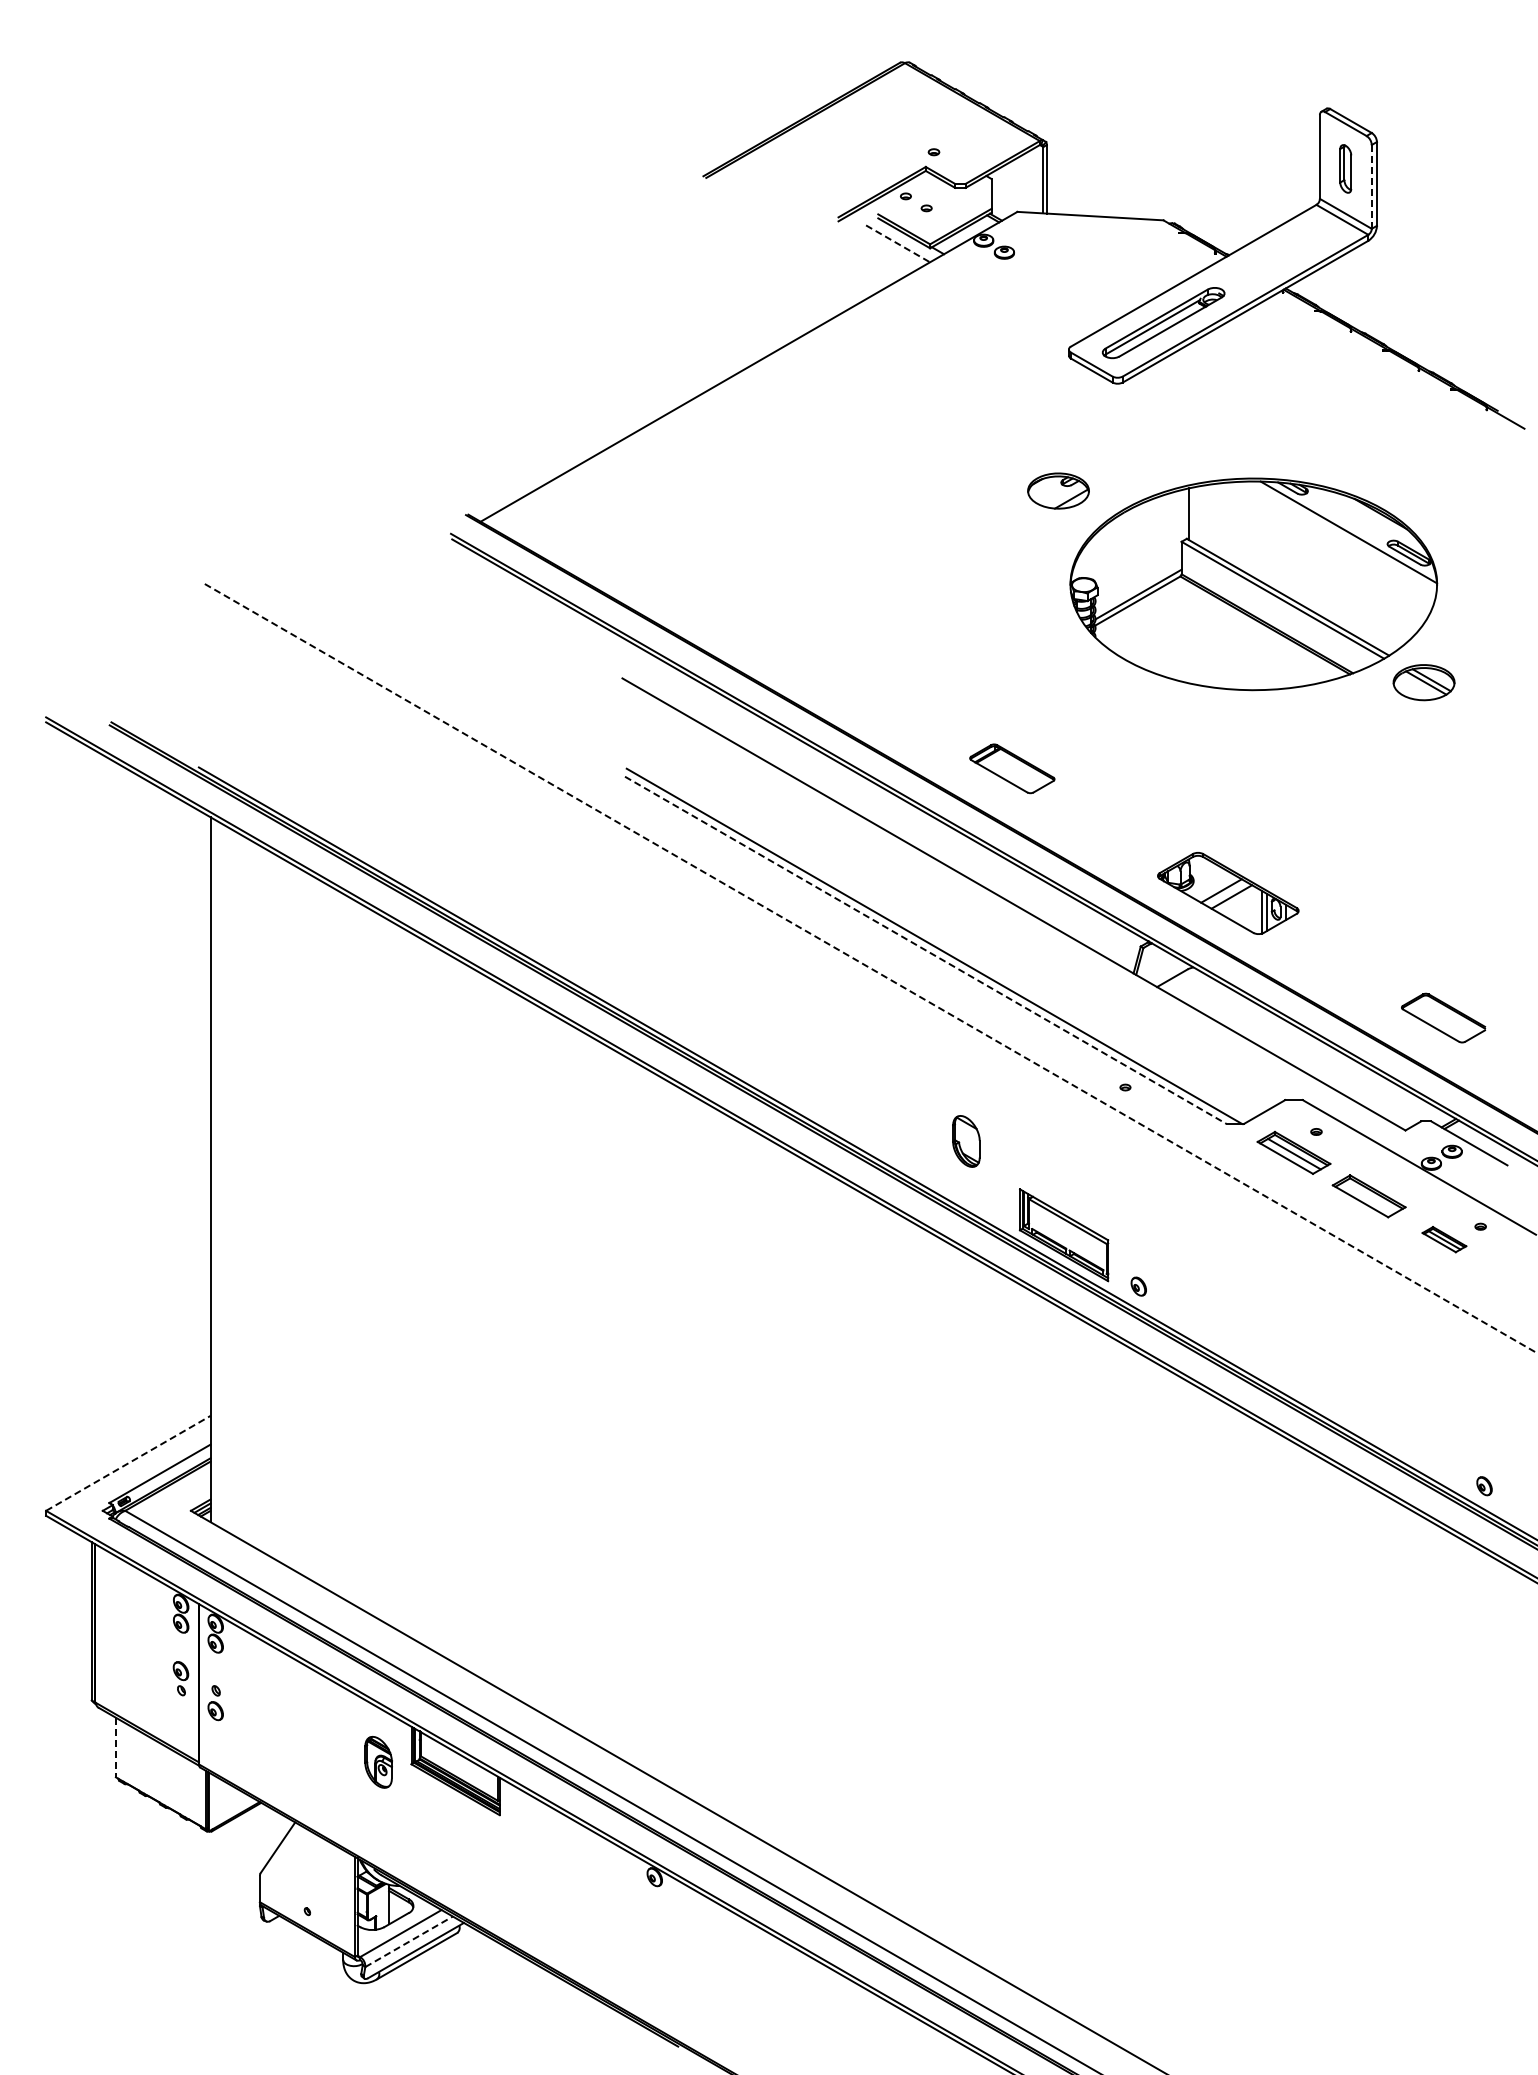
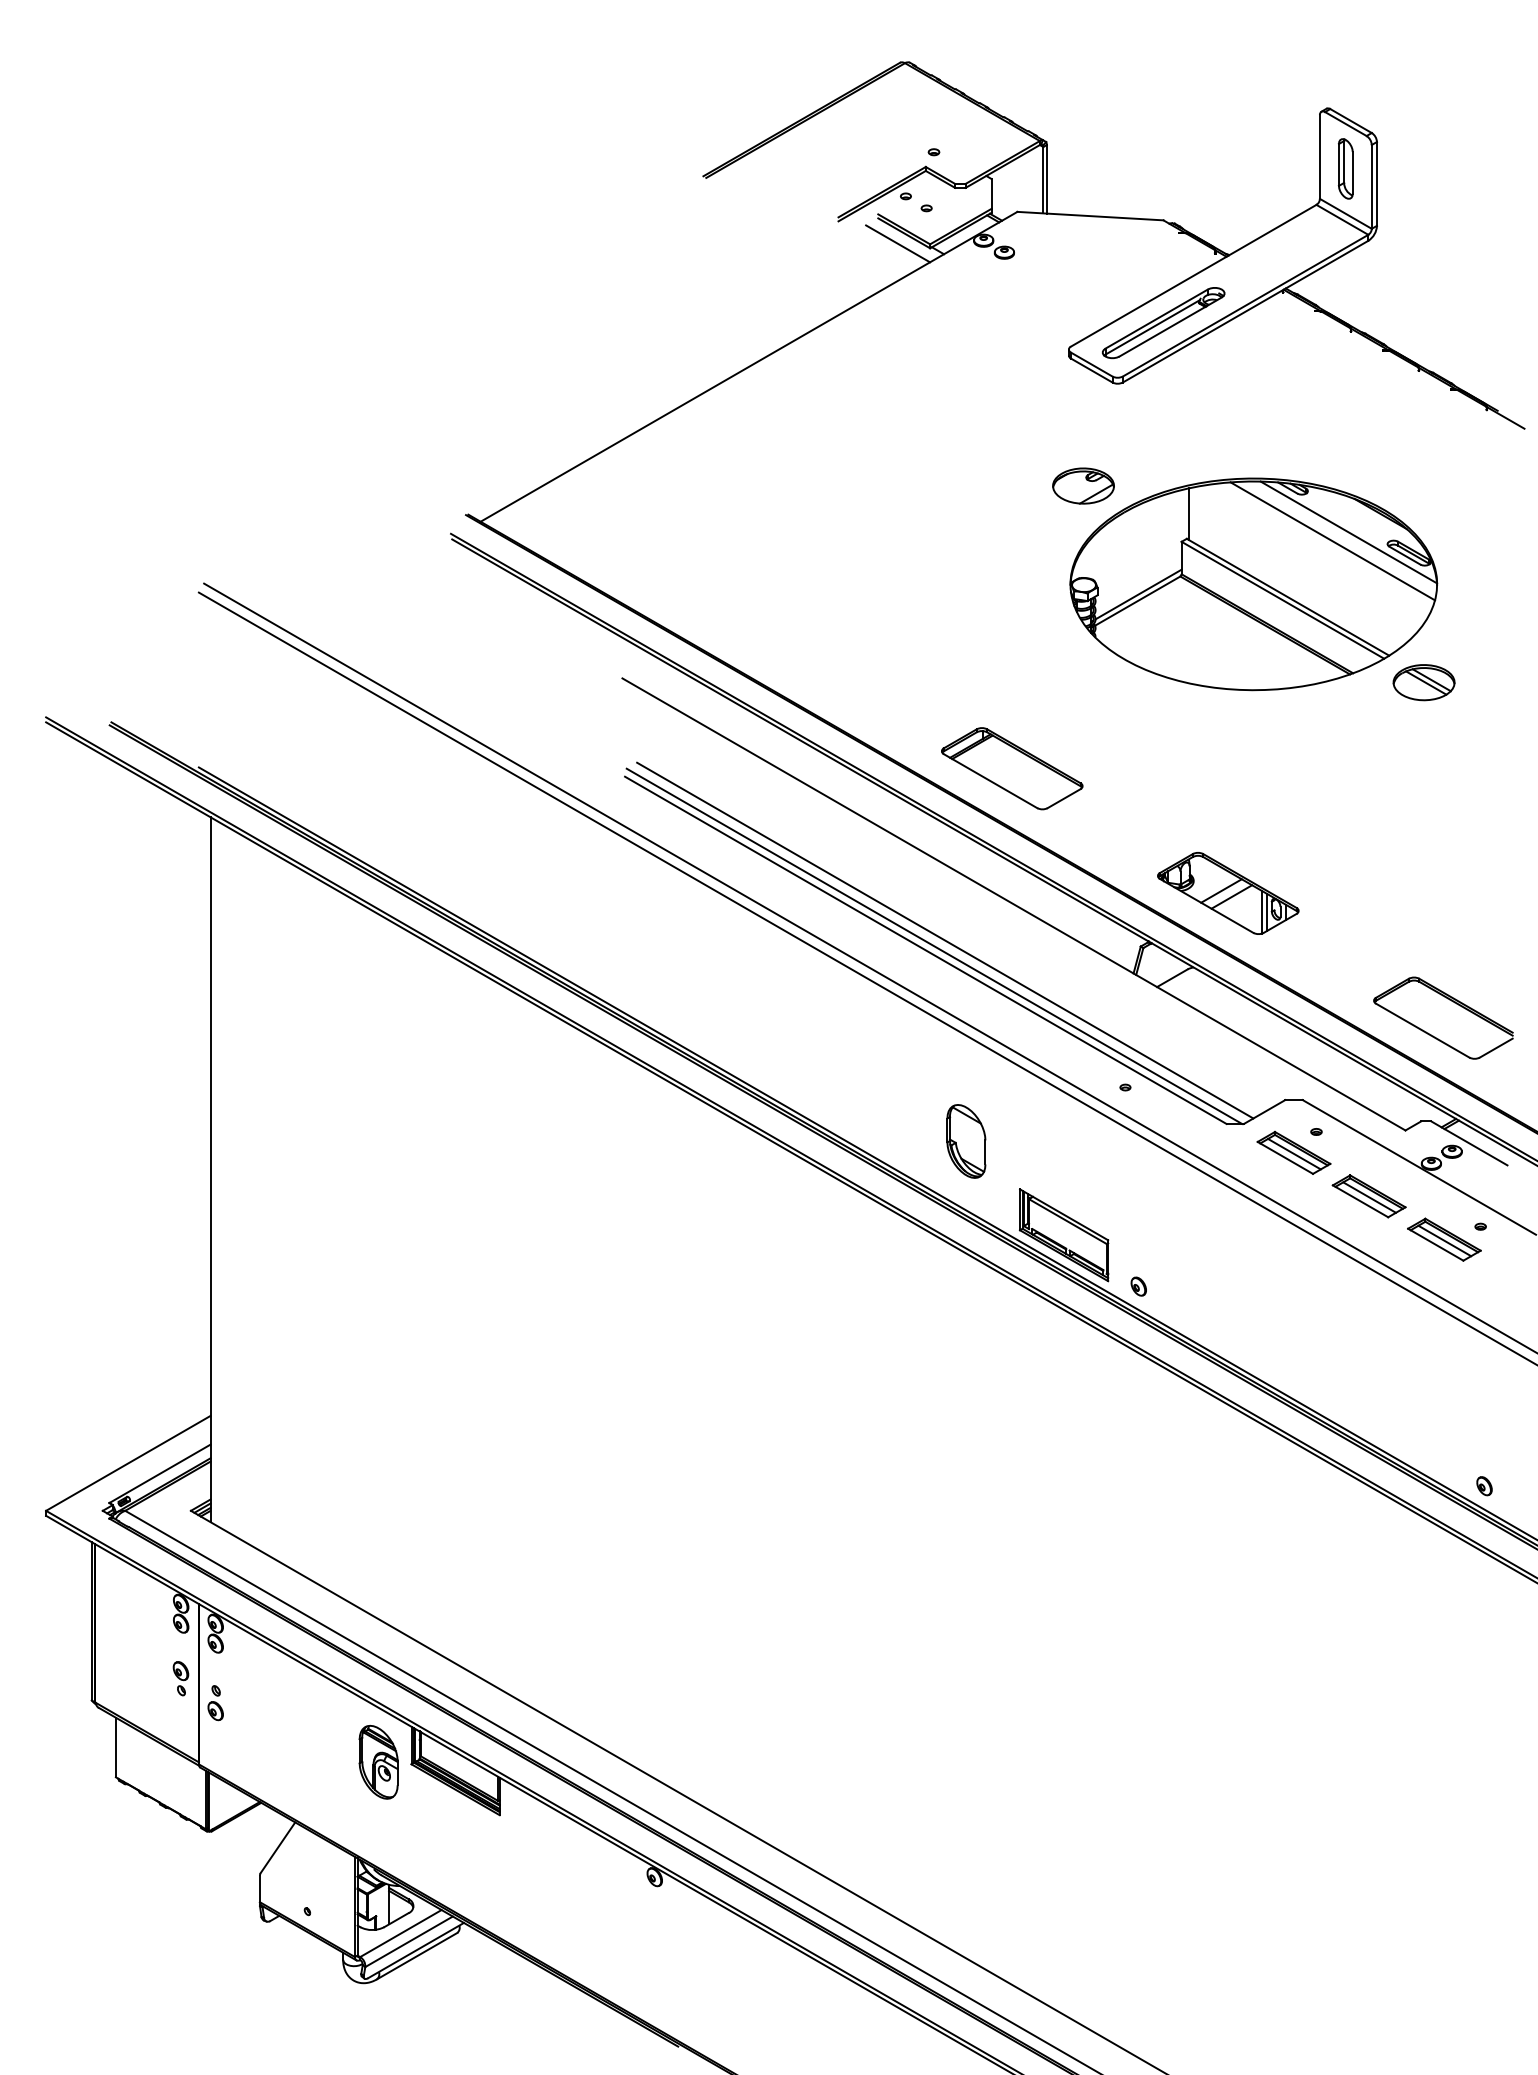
part size: 14x50 px -> 17x62 px (1345, 168)
line: dashed -> solid (1371, 186)
line: dashed -> solid (898, 243)
part position: (1058, 490) -> (1083, 485) (1083, 485)
line: none -> present (1332, 541)
part size: 87x52 px -> 143x84 px (1012, 768)
line: none -> present (945, 940)
line: dashed -> solid (926, 950)
line: dashed -> solid (870, 968)
line: none -> present (866, 977)
part size: 86x52 px -> 141x84 px (1443, 1017)
part size: 29x53 px -> 41x75 px (966, 1141)
line: none -> present (1369, 1197)
part size: 47x28 px -> 75x45 px (1444, 1239)
line: dashed -> solid (128, 1463)
line: dashed -> solid (115, 1747)
part size: 29x53 px -> 41x75 px (378, 1762)
line: dashed -> solid (409, 1941)
